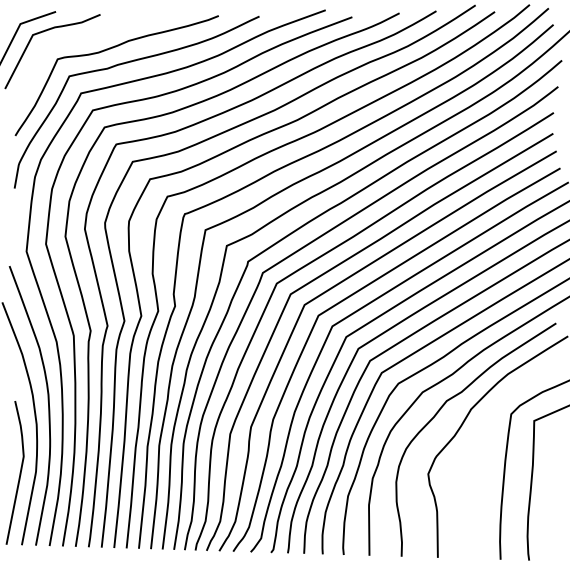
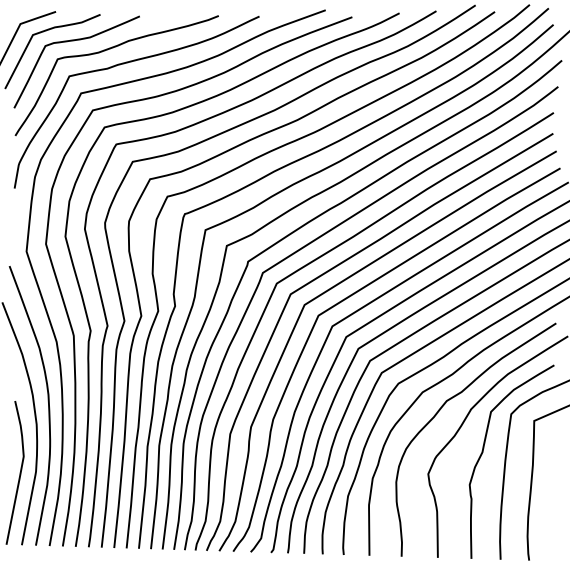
curve: none -> present (74, 41)
curve: none -> present (483, 452)
